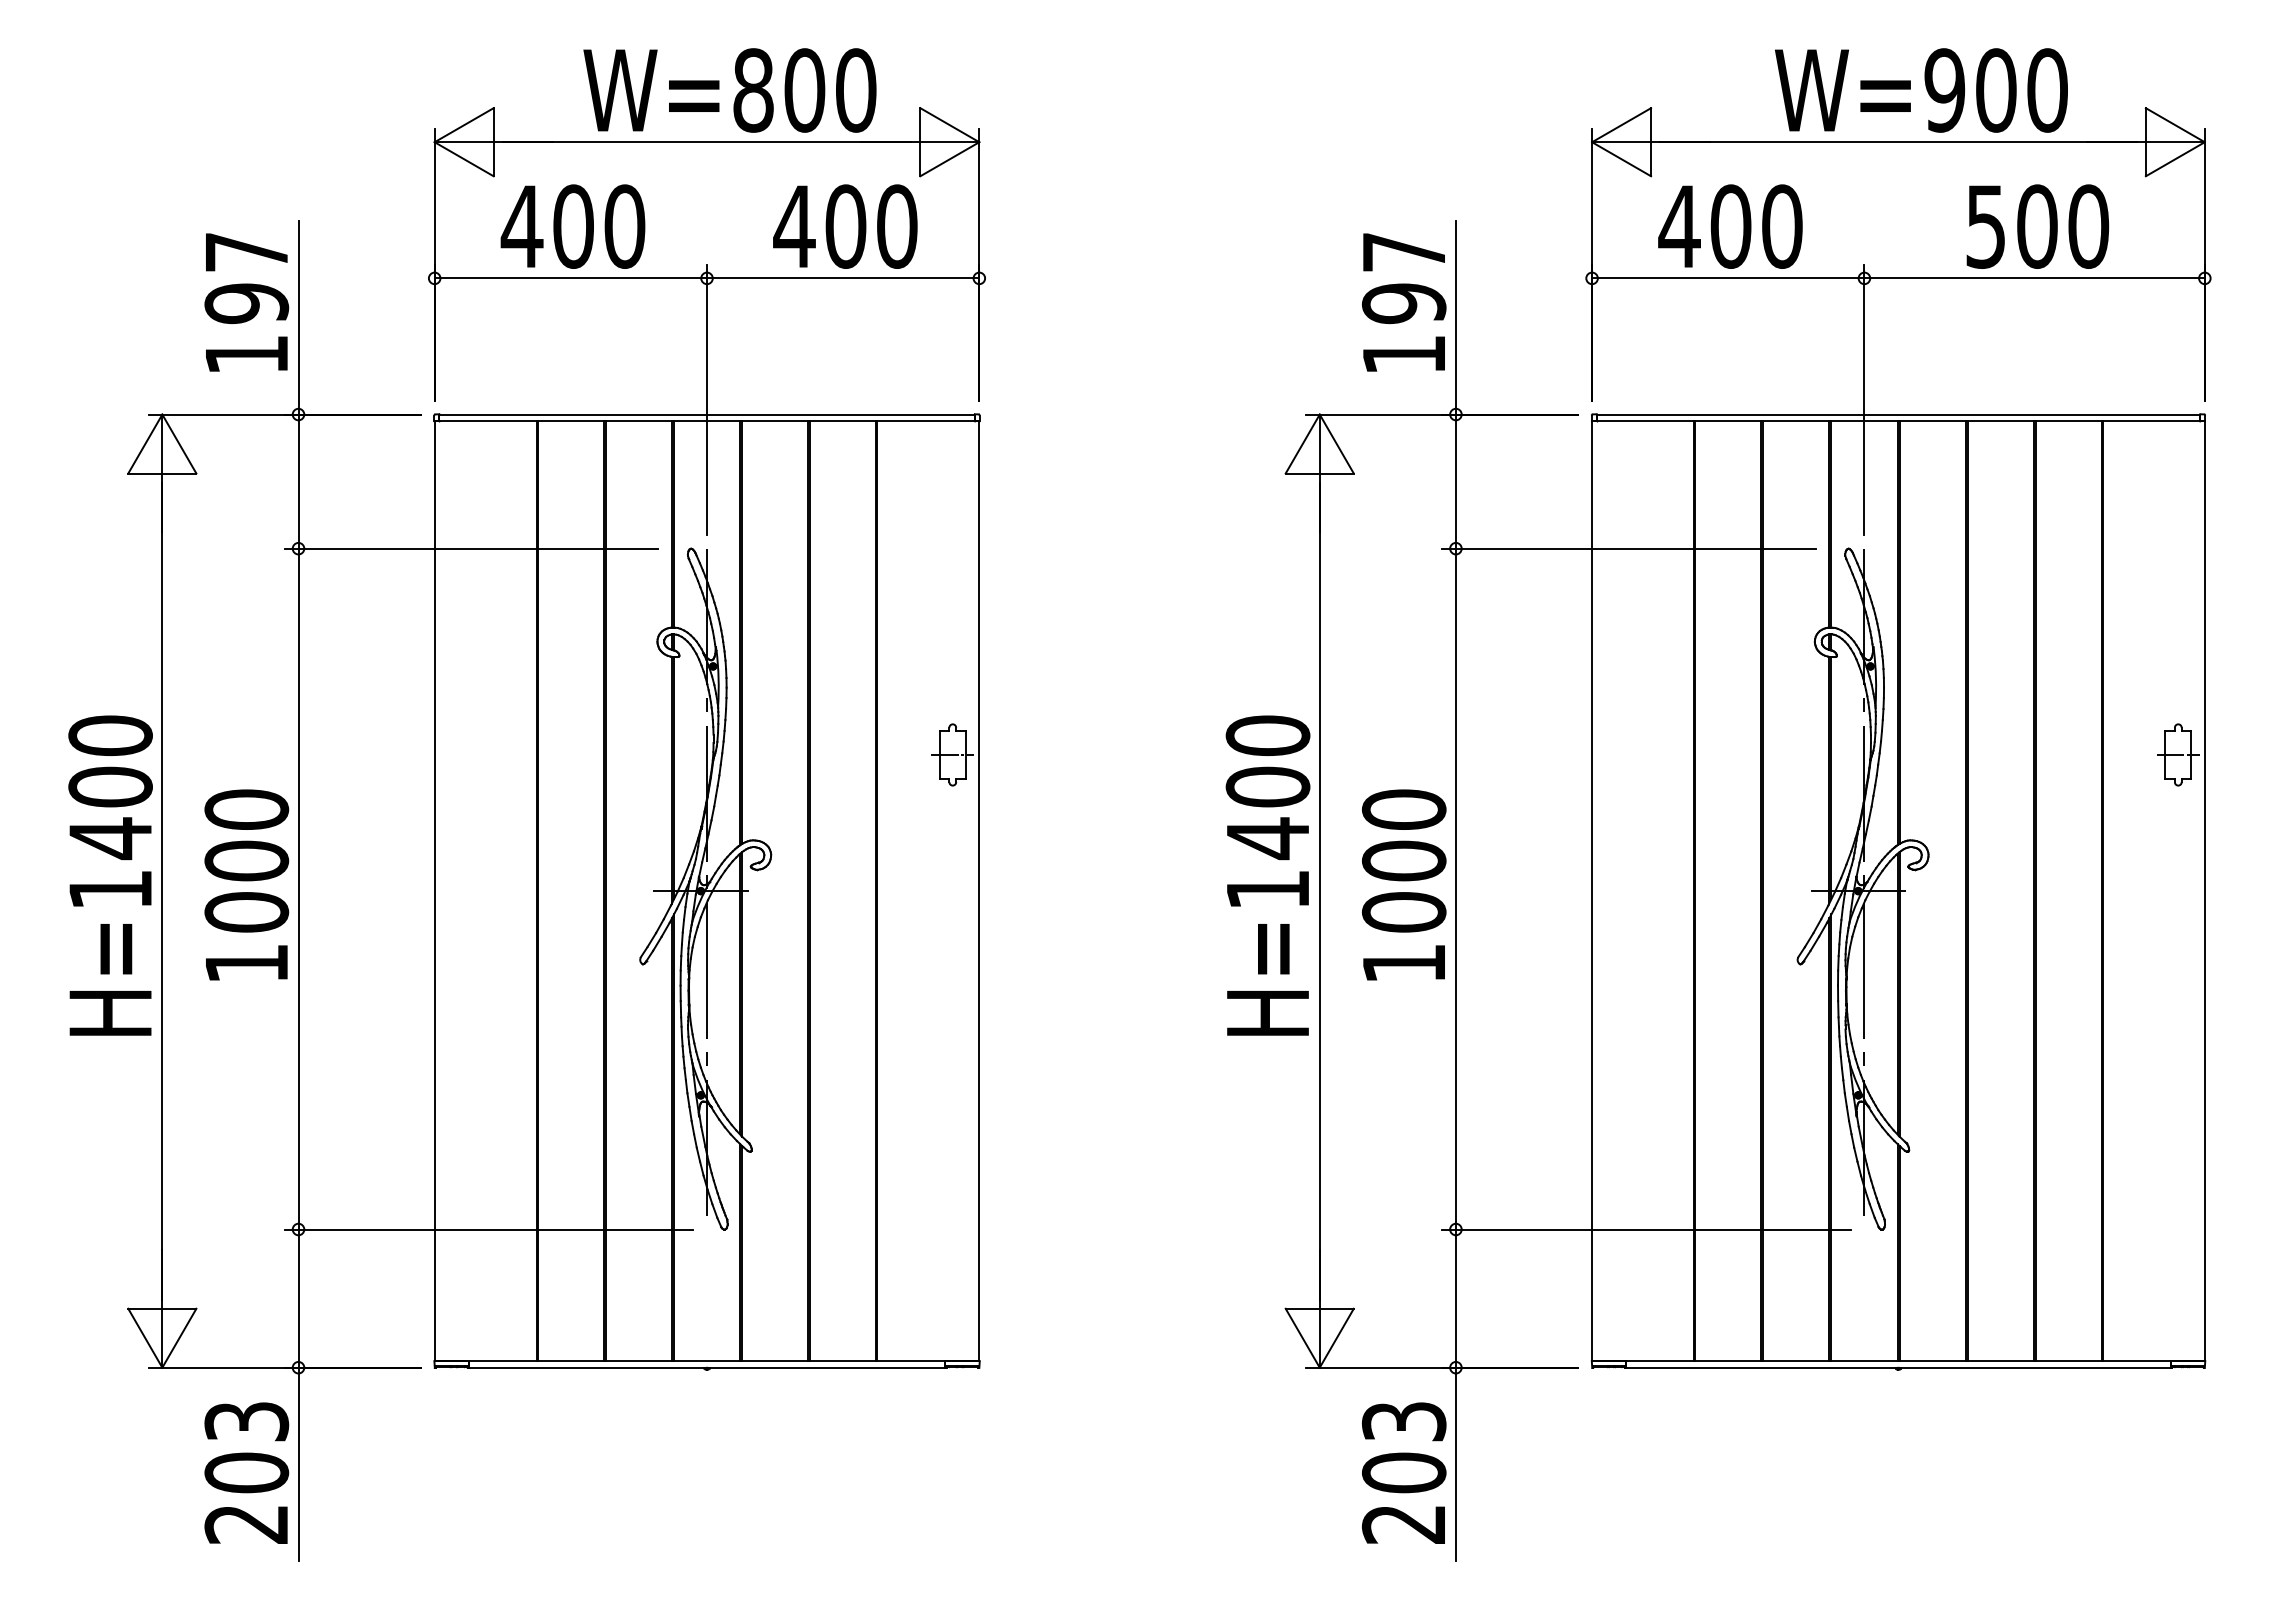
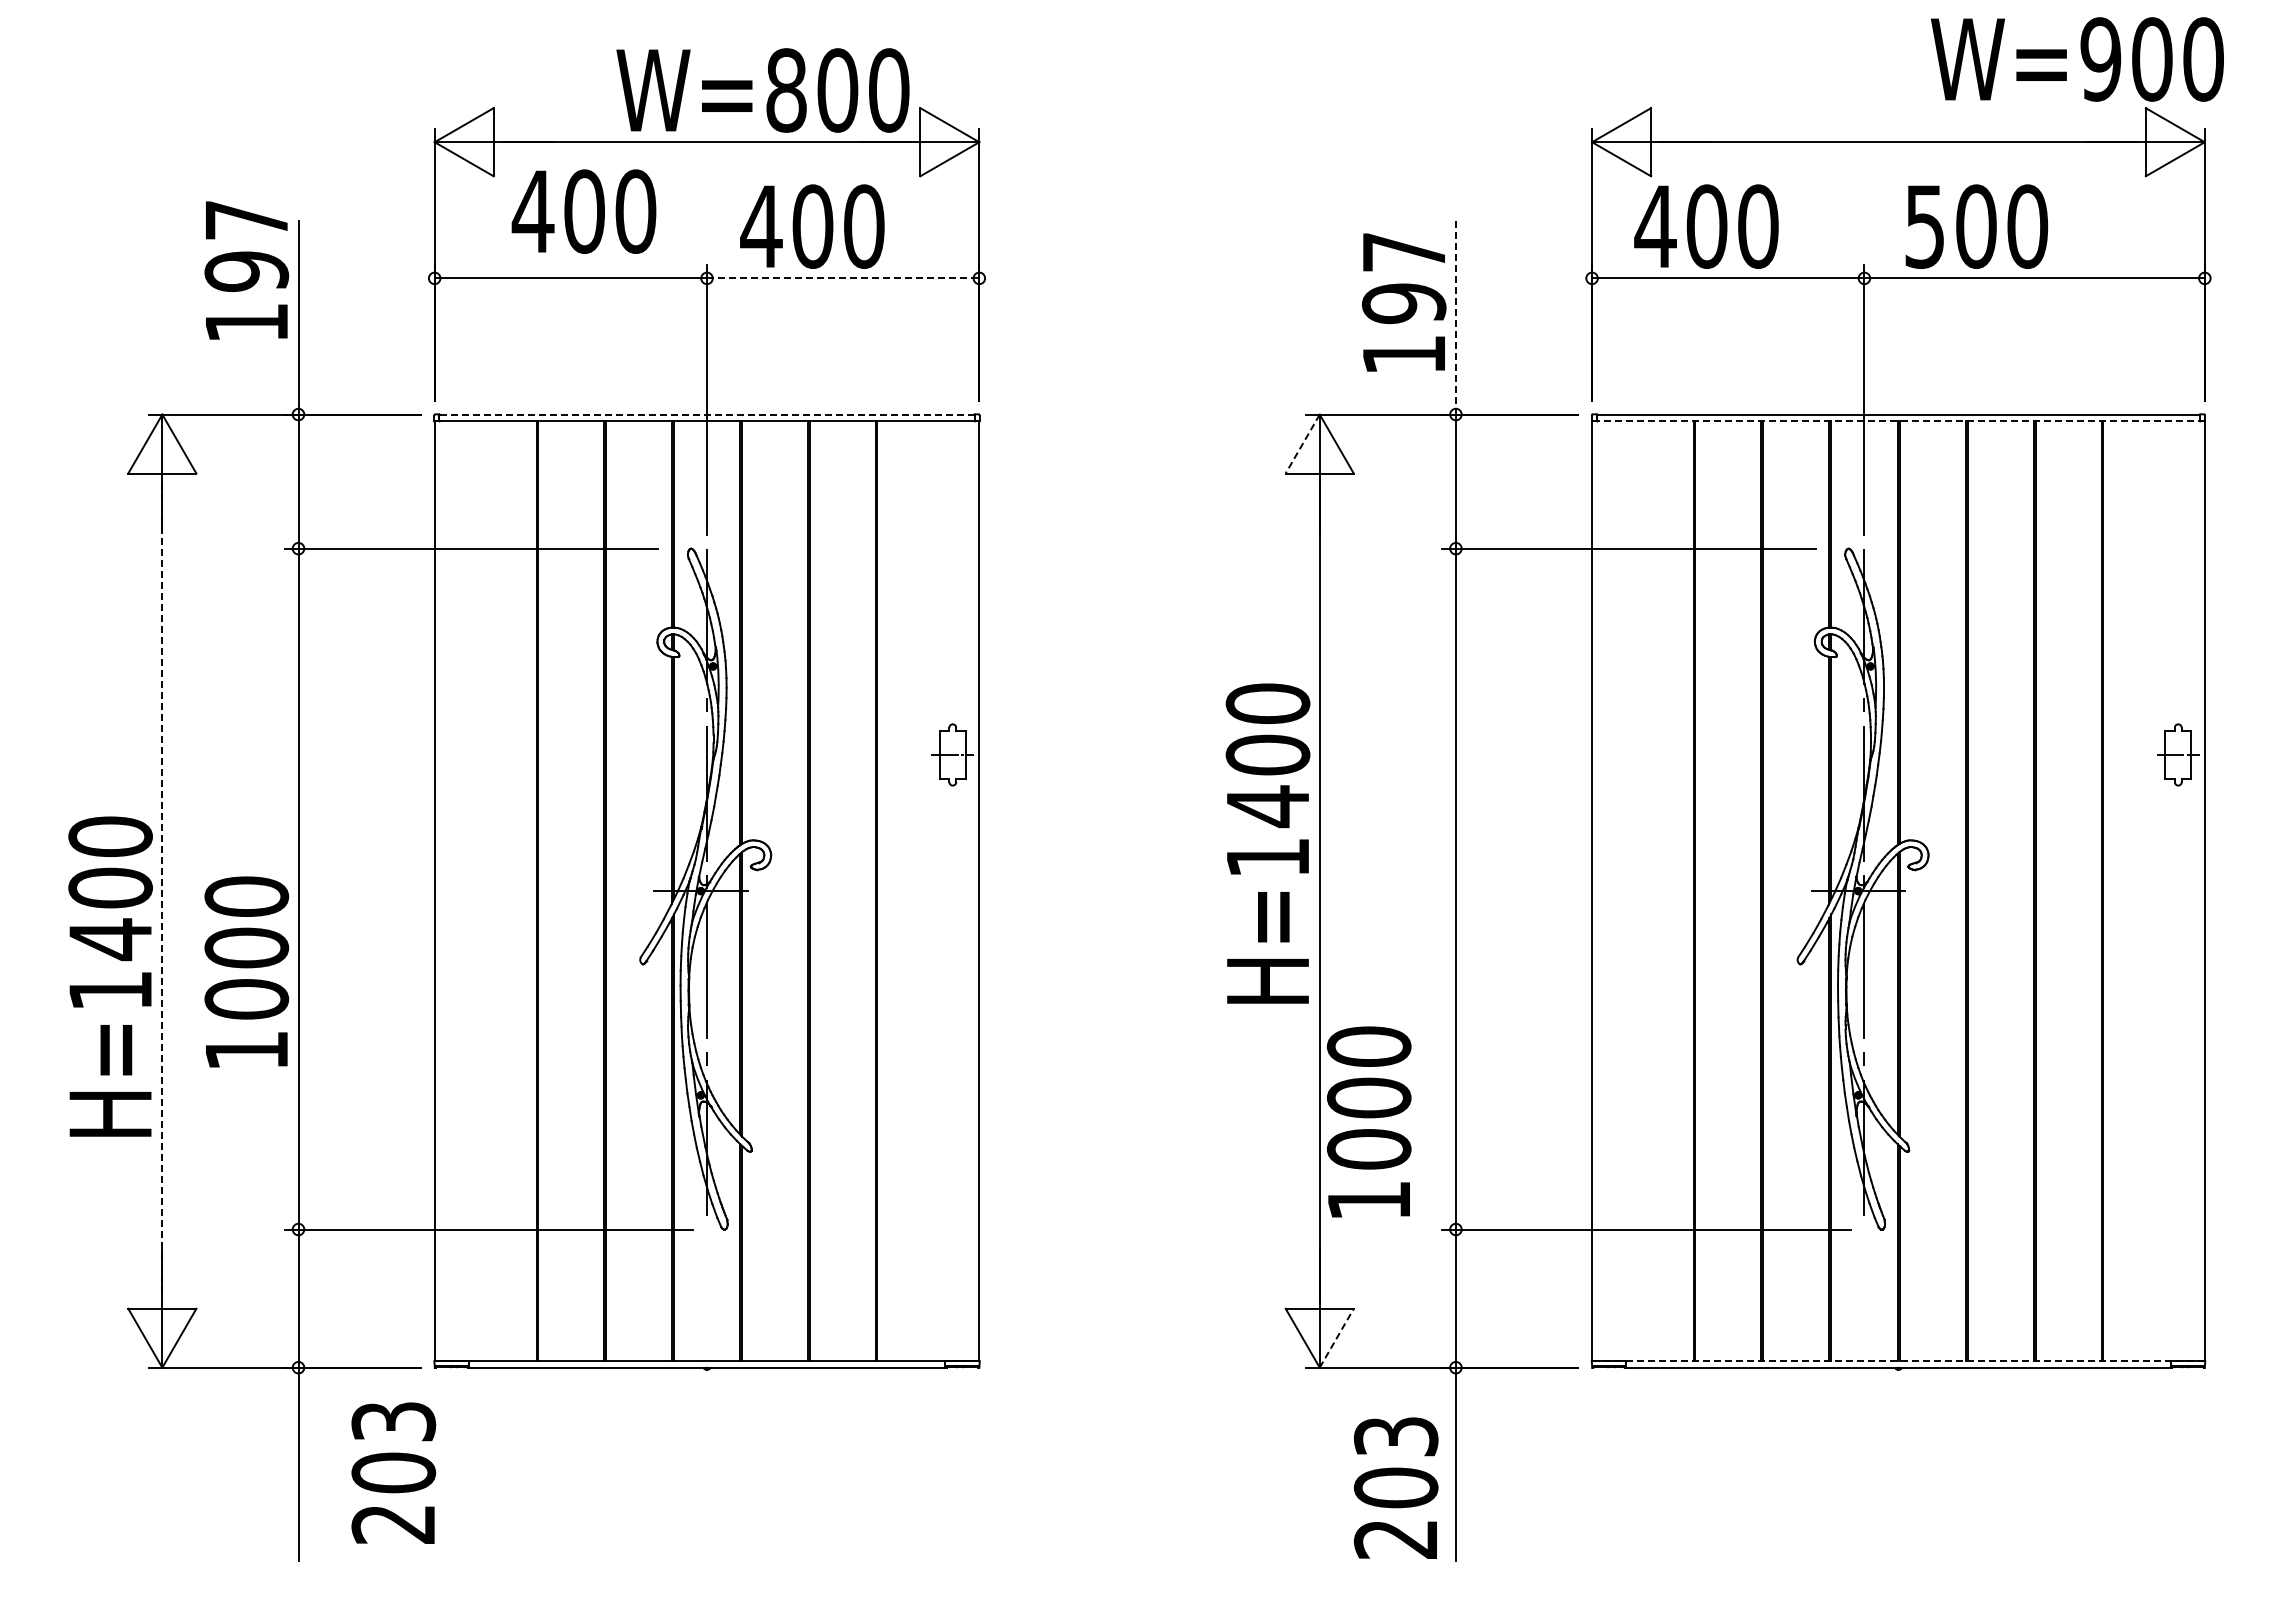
text position: (729, 90) -> (762, 90) (762, 90)
text position: (1921, 90) -> (2077, 59) (2077, 59)
text position: (572, 226) -> (583, 211) (583, 211)
text position: (845, 226) -> (812, 226) (812, 226)
text position: (1730, 226) -> (1706, 226) (1706, 226)
text position: (2037, 226) -> (1976, 226) (1976, 226)
line: solid -> dashed (843, 278)
text position: (246, 302) -> (246, 270) (246, 270)
line: solid -> dashed (1455, 318)
line: solid -> dashed (707, 414)
line: solid -> dashed (1897, 421)
line: solid -> dashed (1302, 444)
text position: (110, 875) -> (110, 976) (110, 976)
text position: (1267, 875) -> (1267, 843) (1267, 843)
text position: (246, 884) -> (246, 971) (246, 971)
text position: (1404, 884) -> (1369, 1121) (1369, 1121)
line: solid -> dashed (162, 891)
line: solid -> dashed (1337, 1337)
line: solid -> dashed (1897, 1360)
text position: (246, 1472) -> (393, 1472) (393, 1472)
text position: (1404, 1472) -> (1396, 1487) (1396, 1487)
